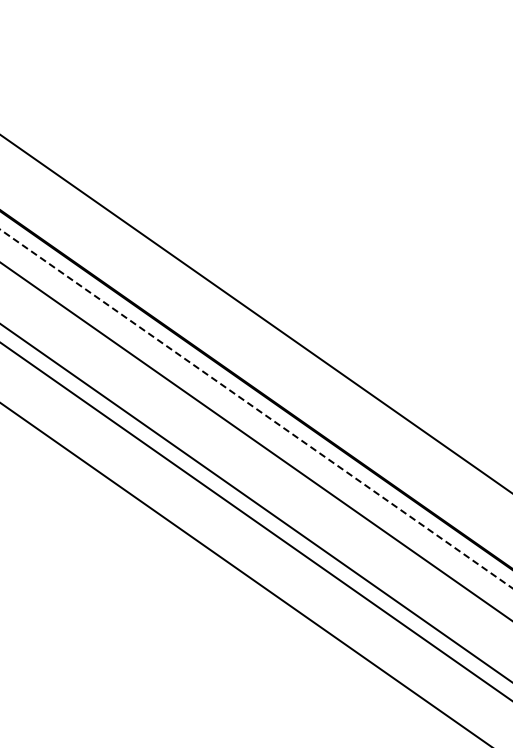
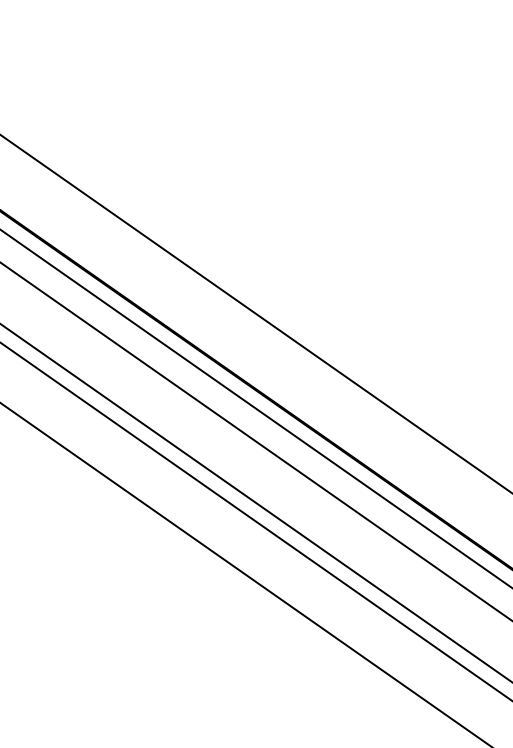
line: dashed -> solid (256, 409)
